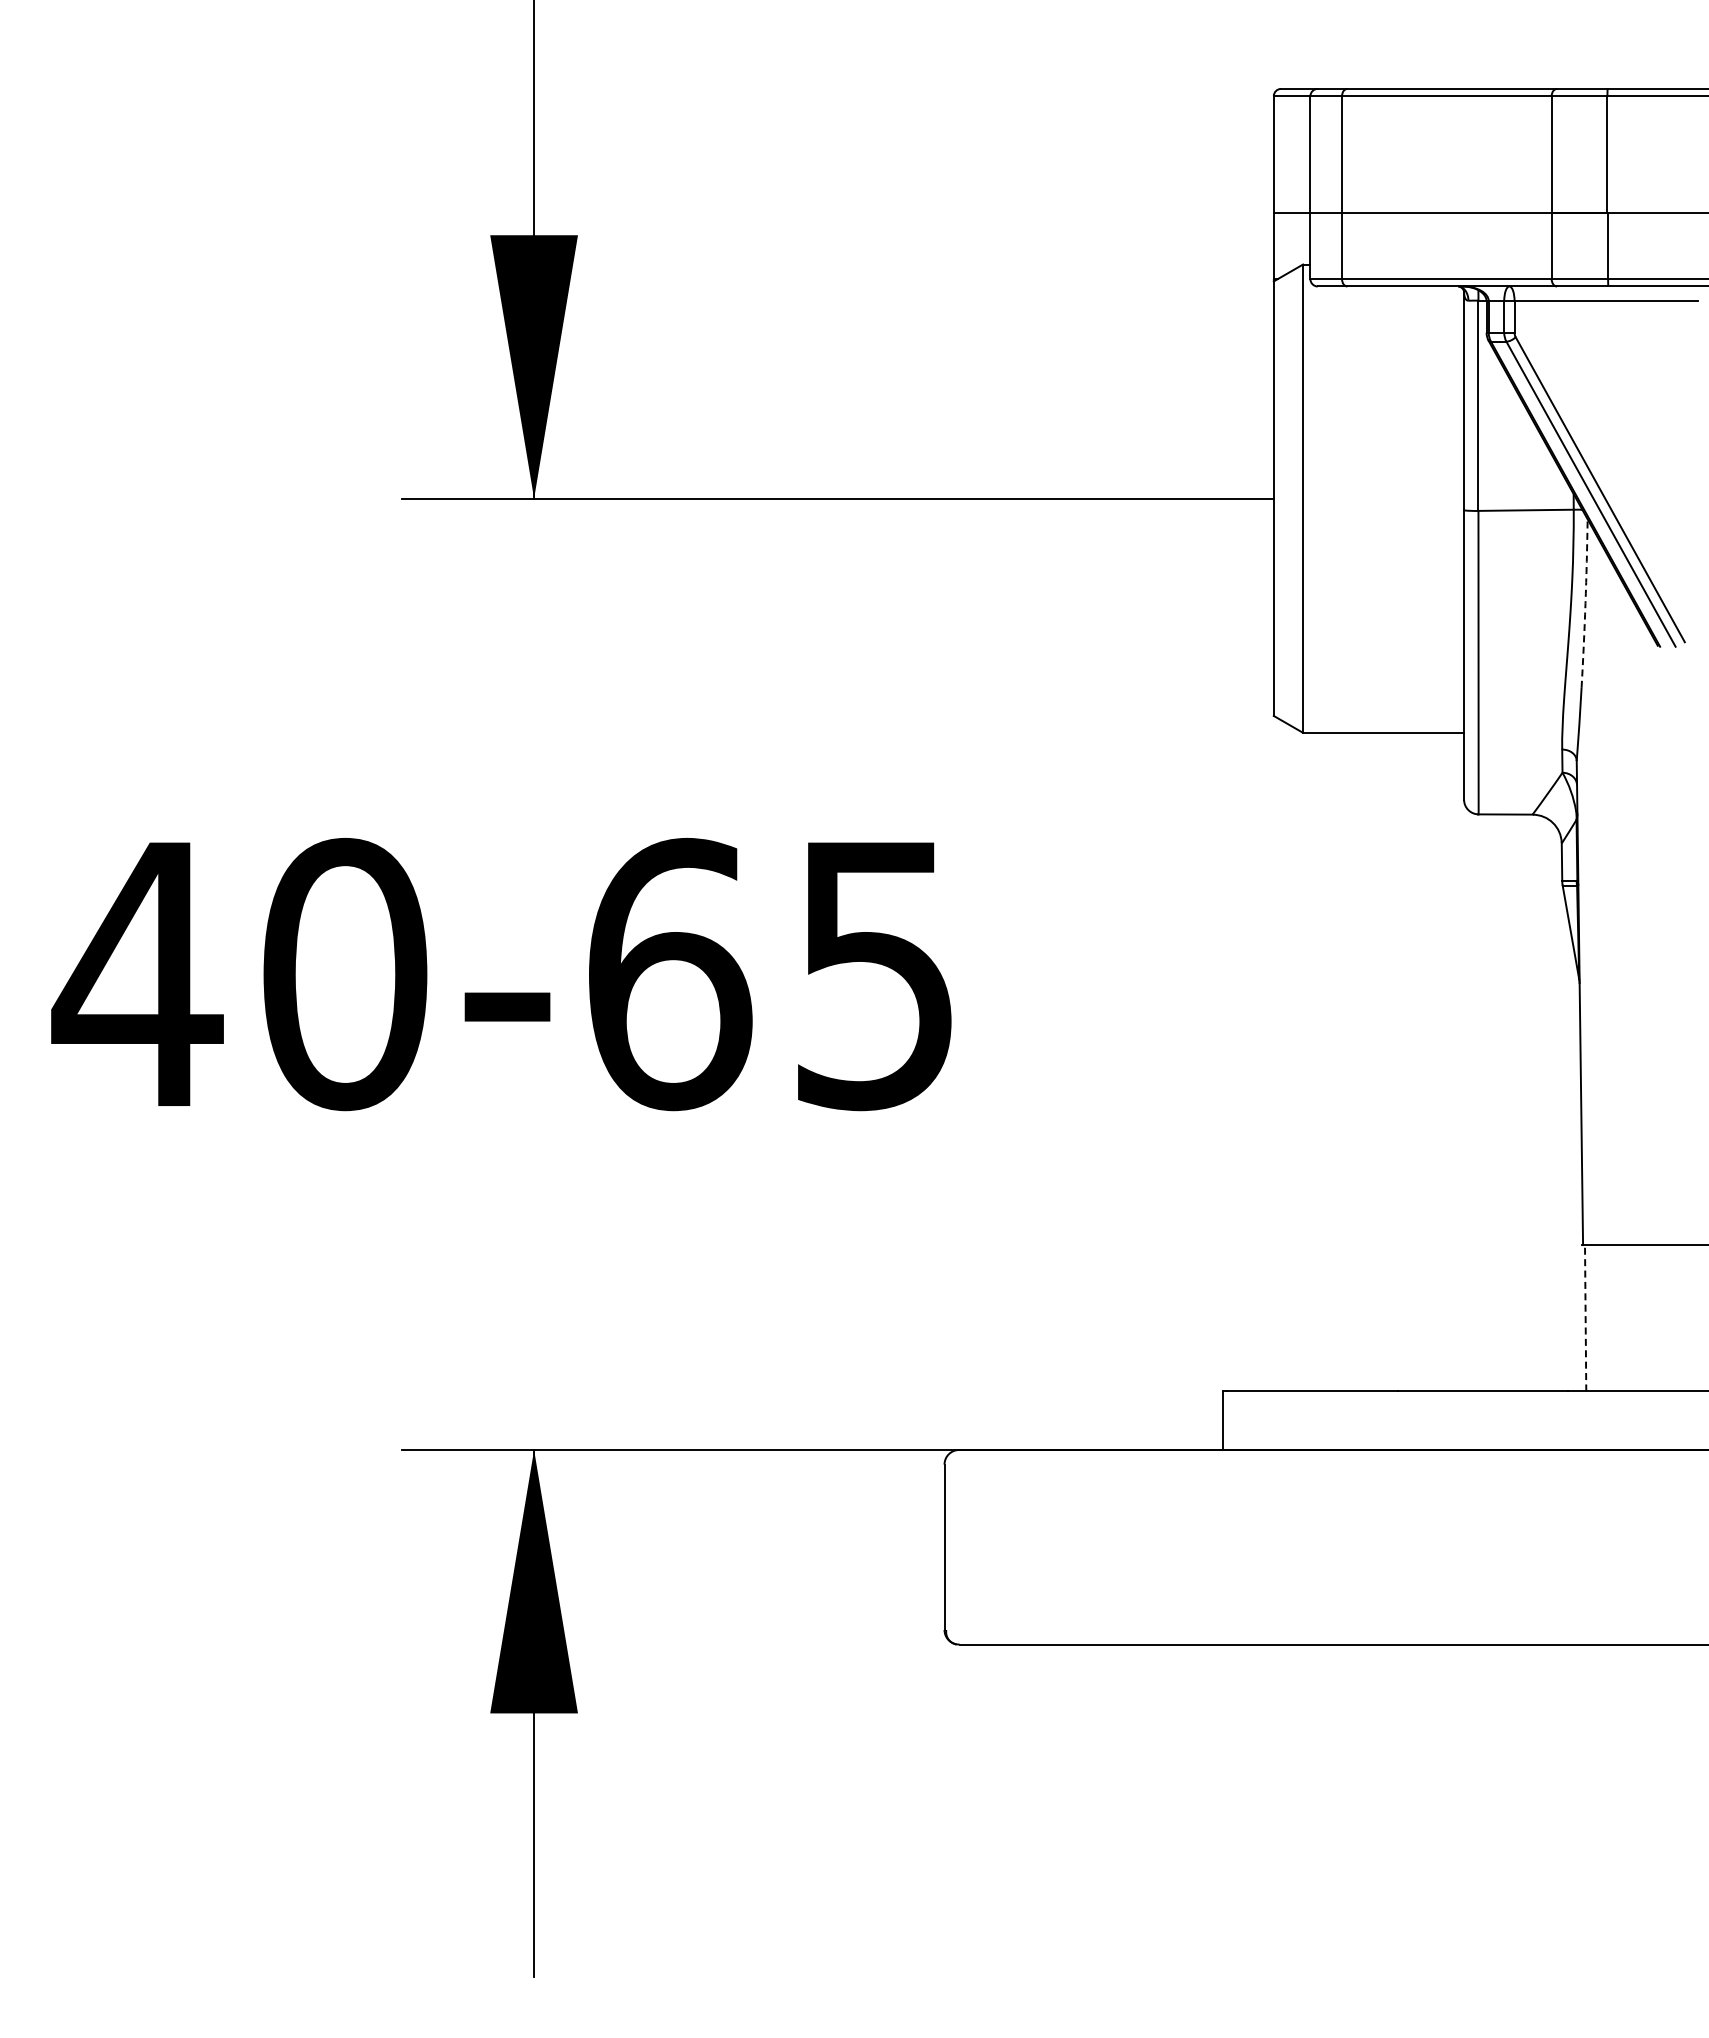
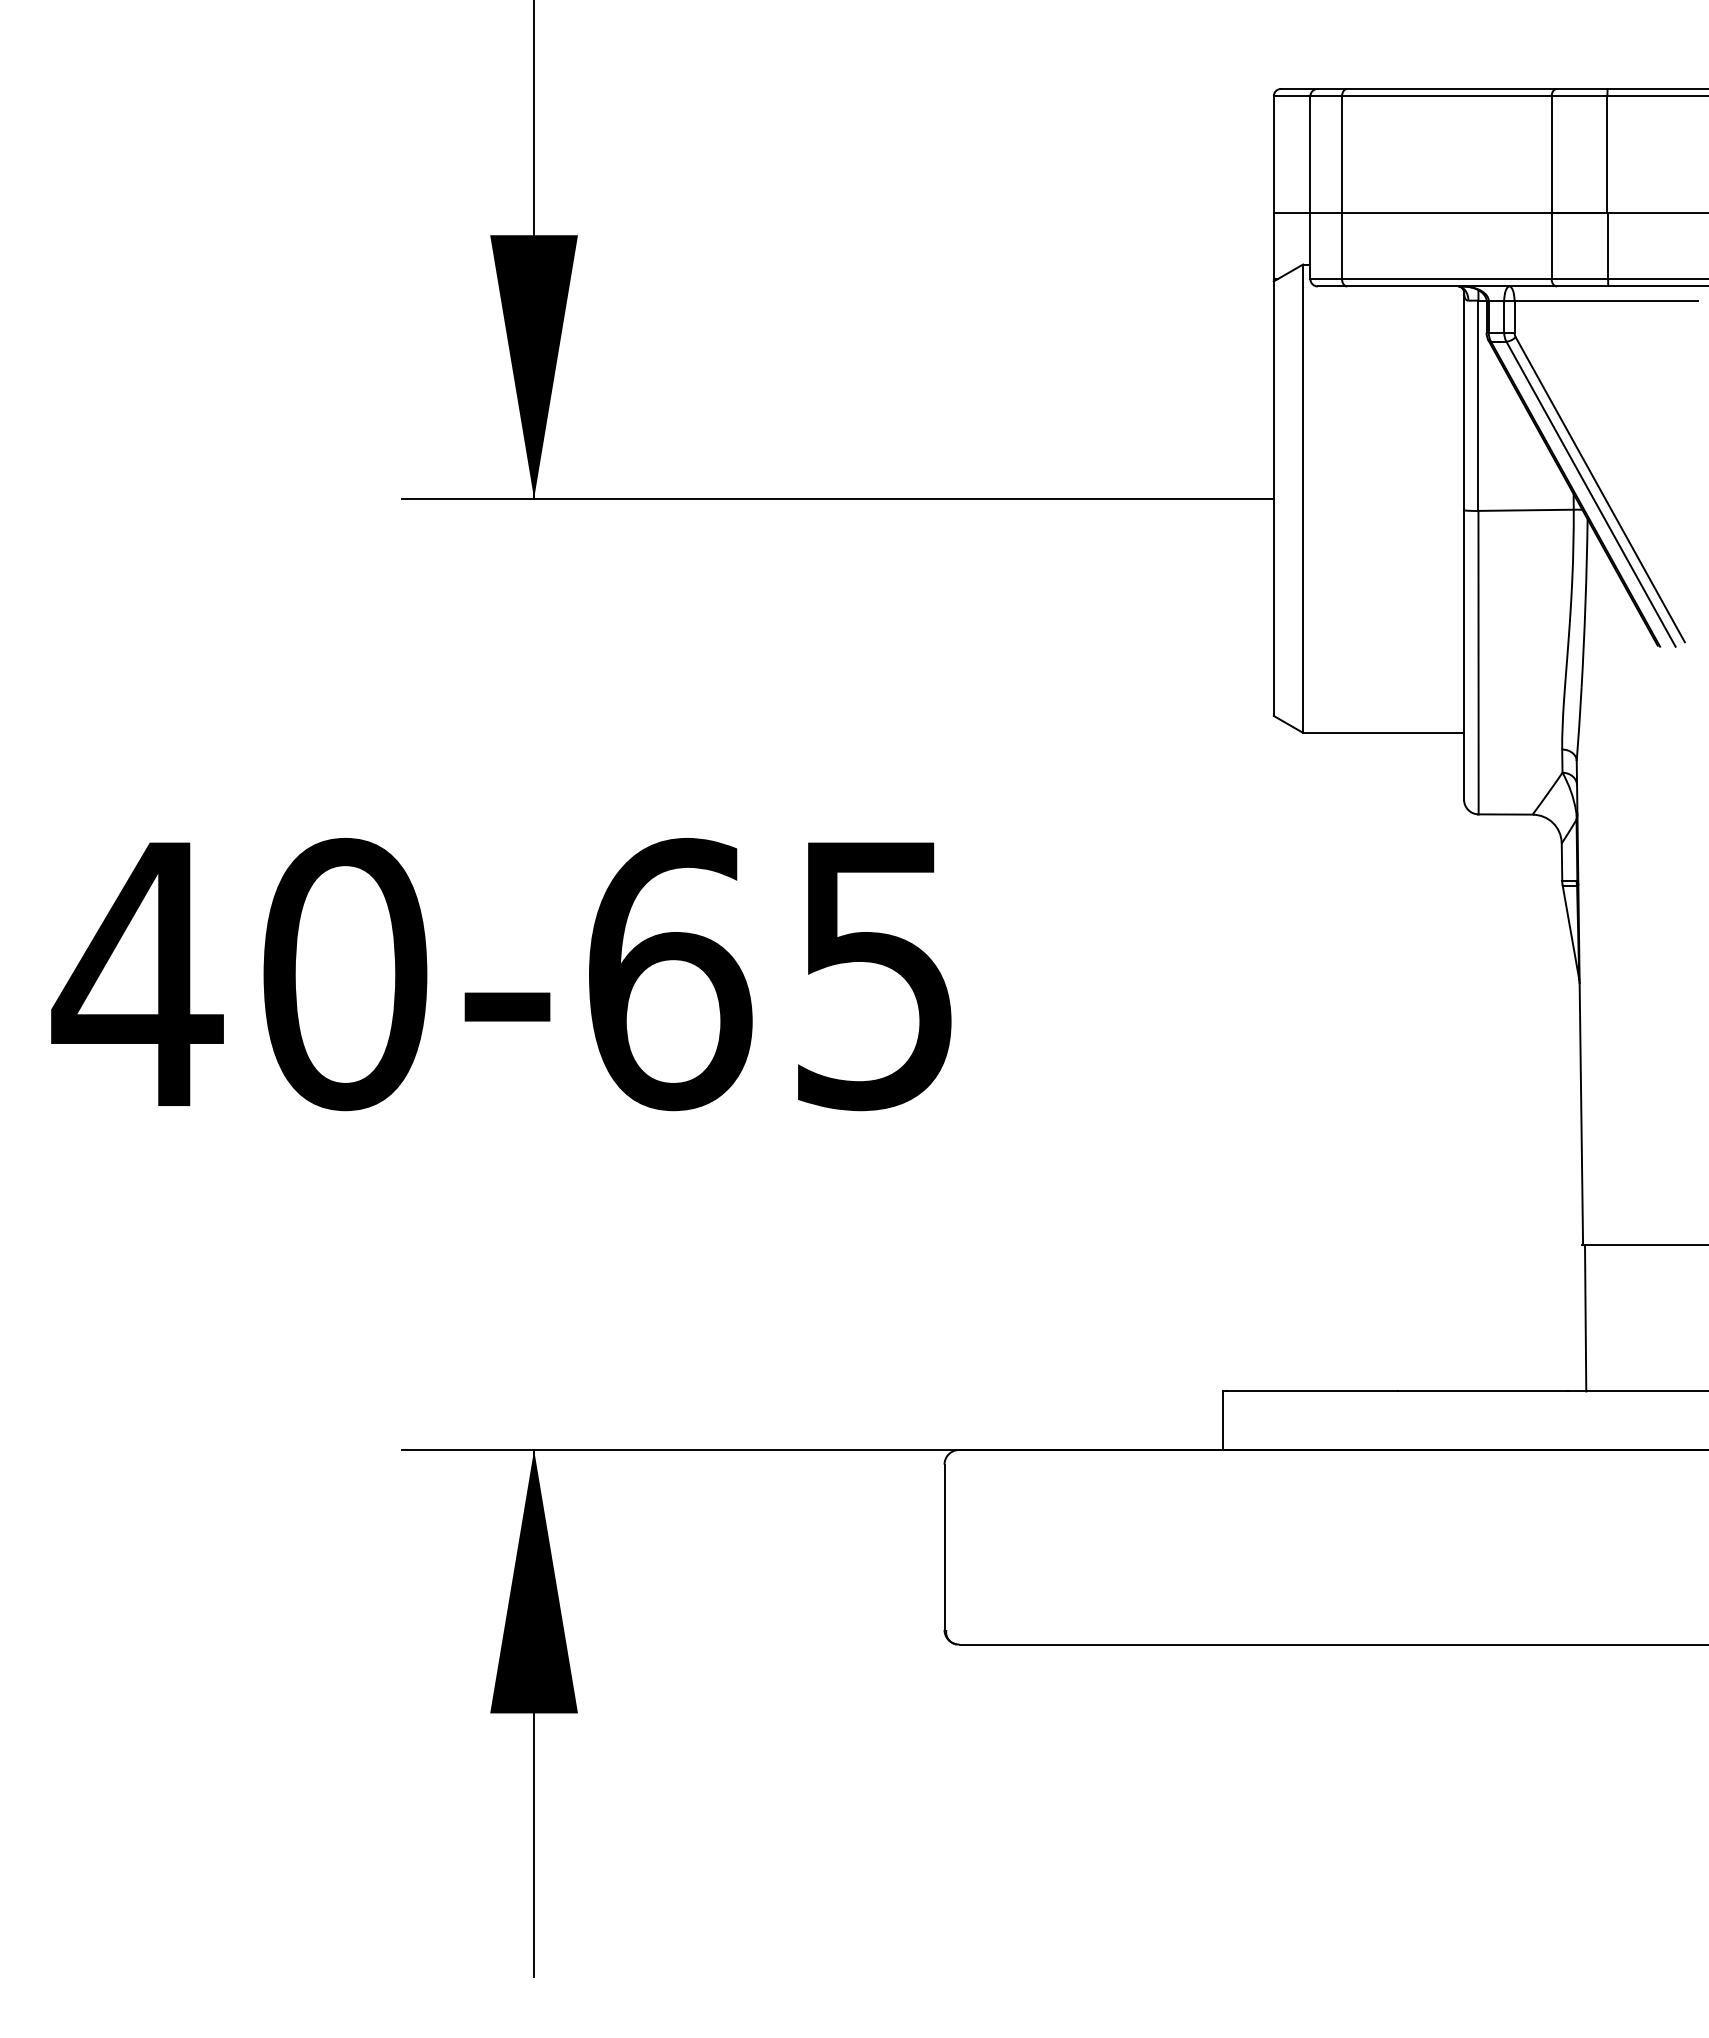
arc: dashed -> solid (1585, 603)
line: dashed -> solid (1585, 1317)
